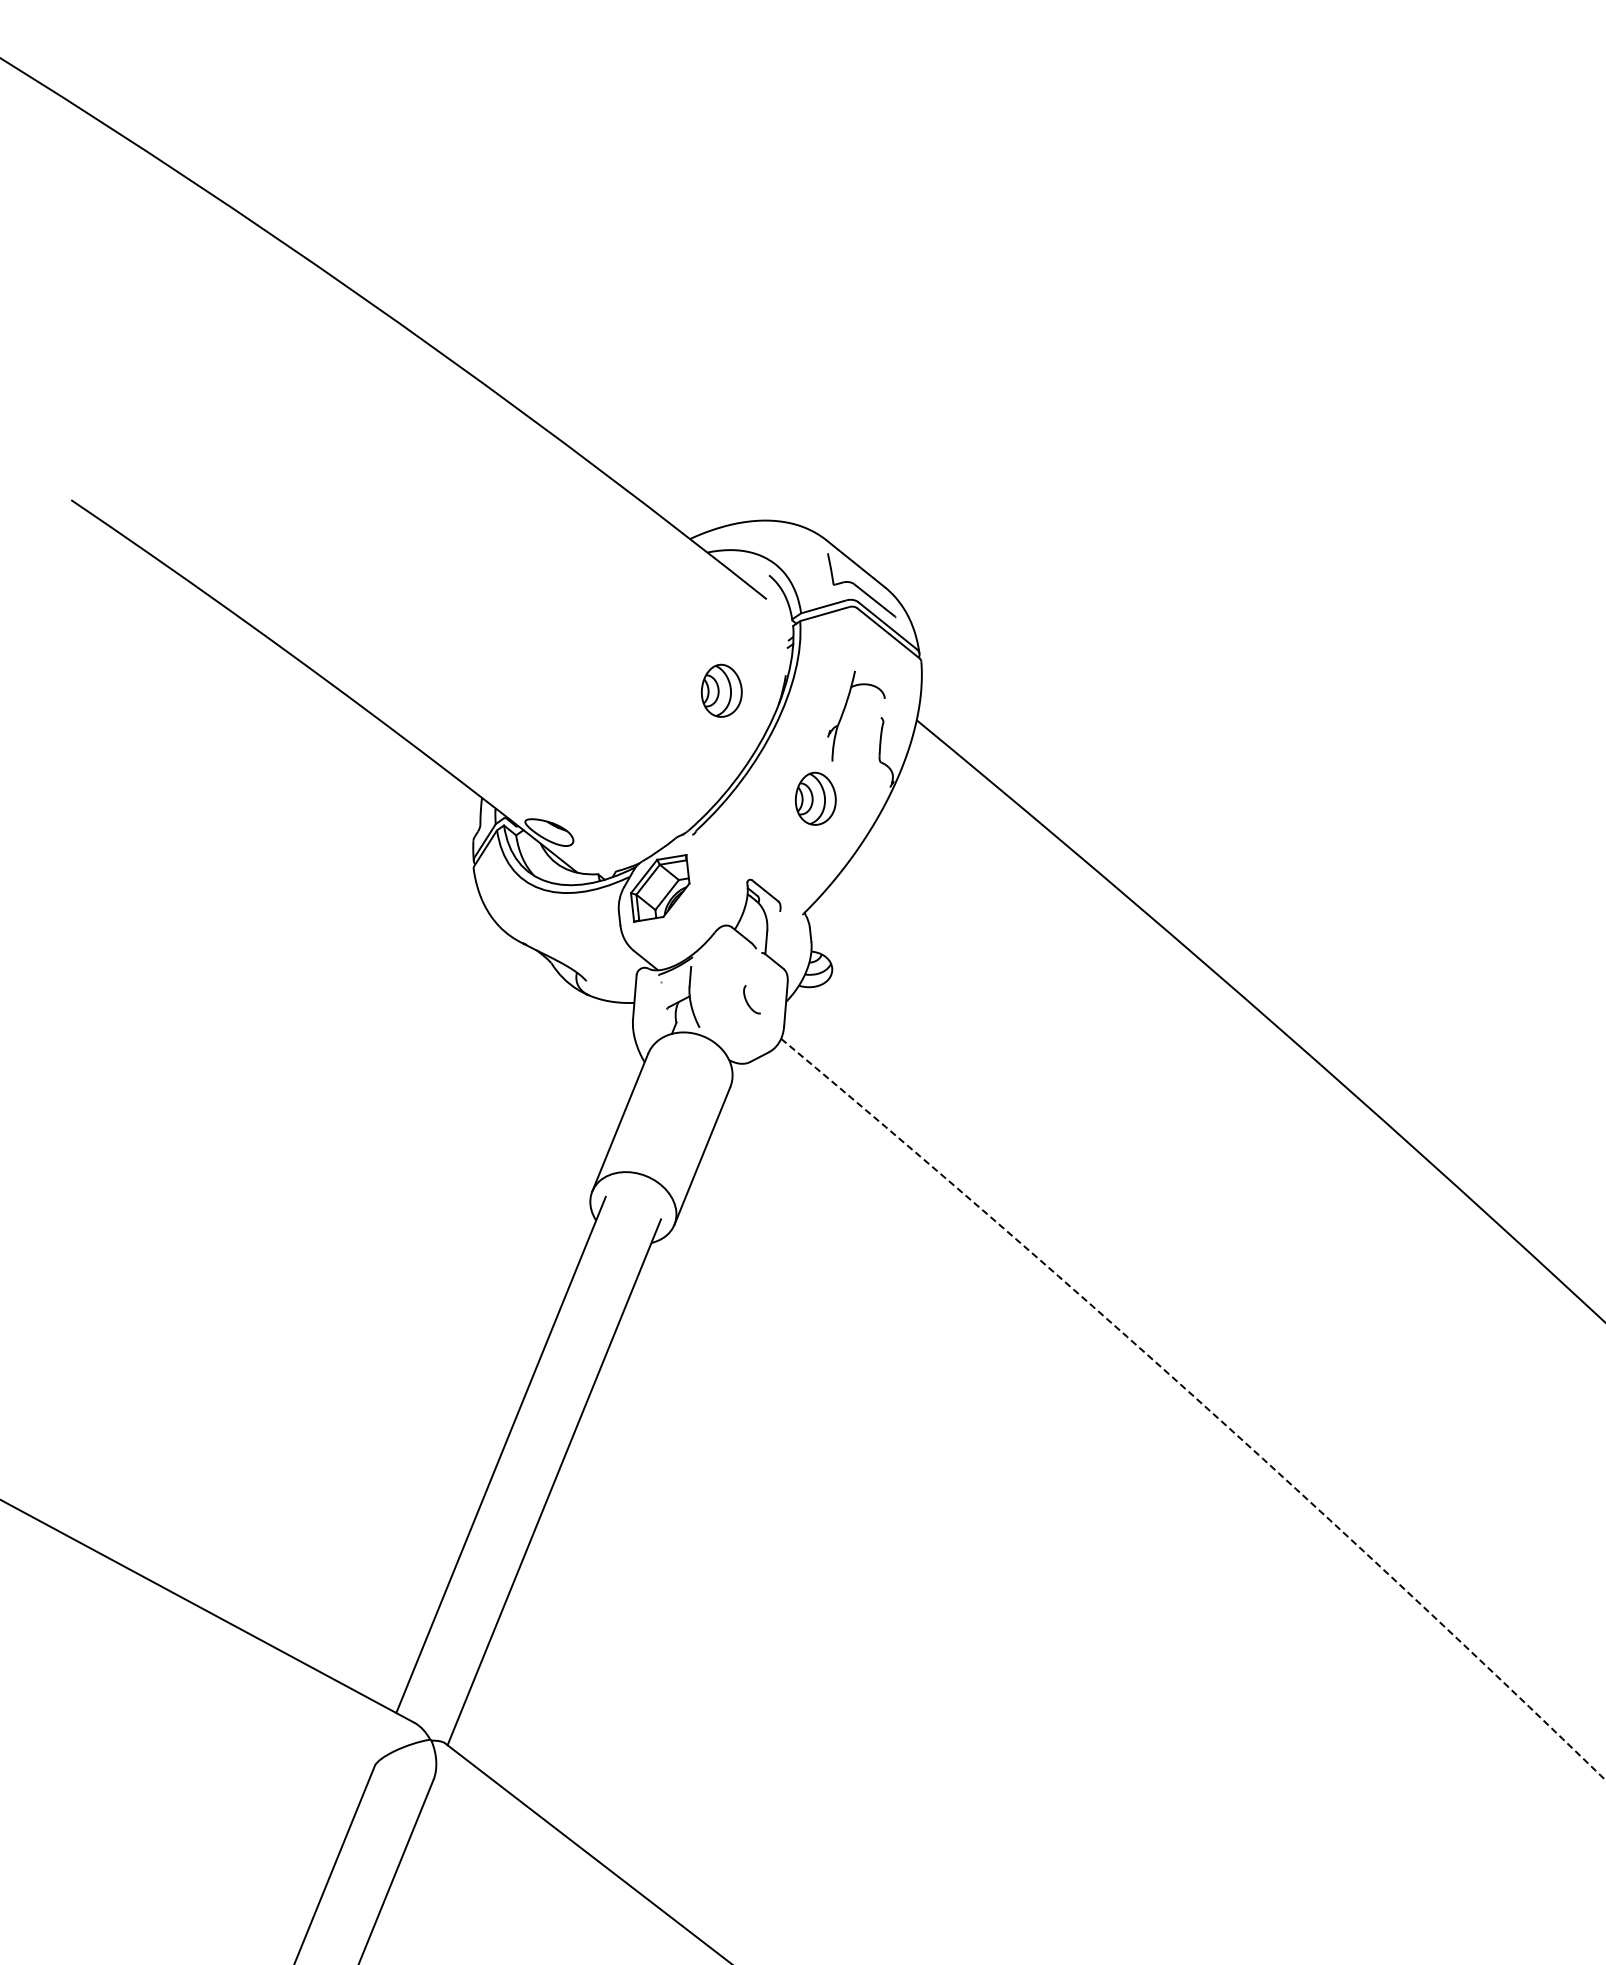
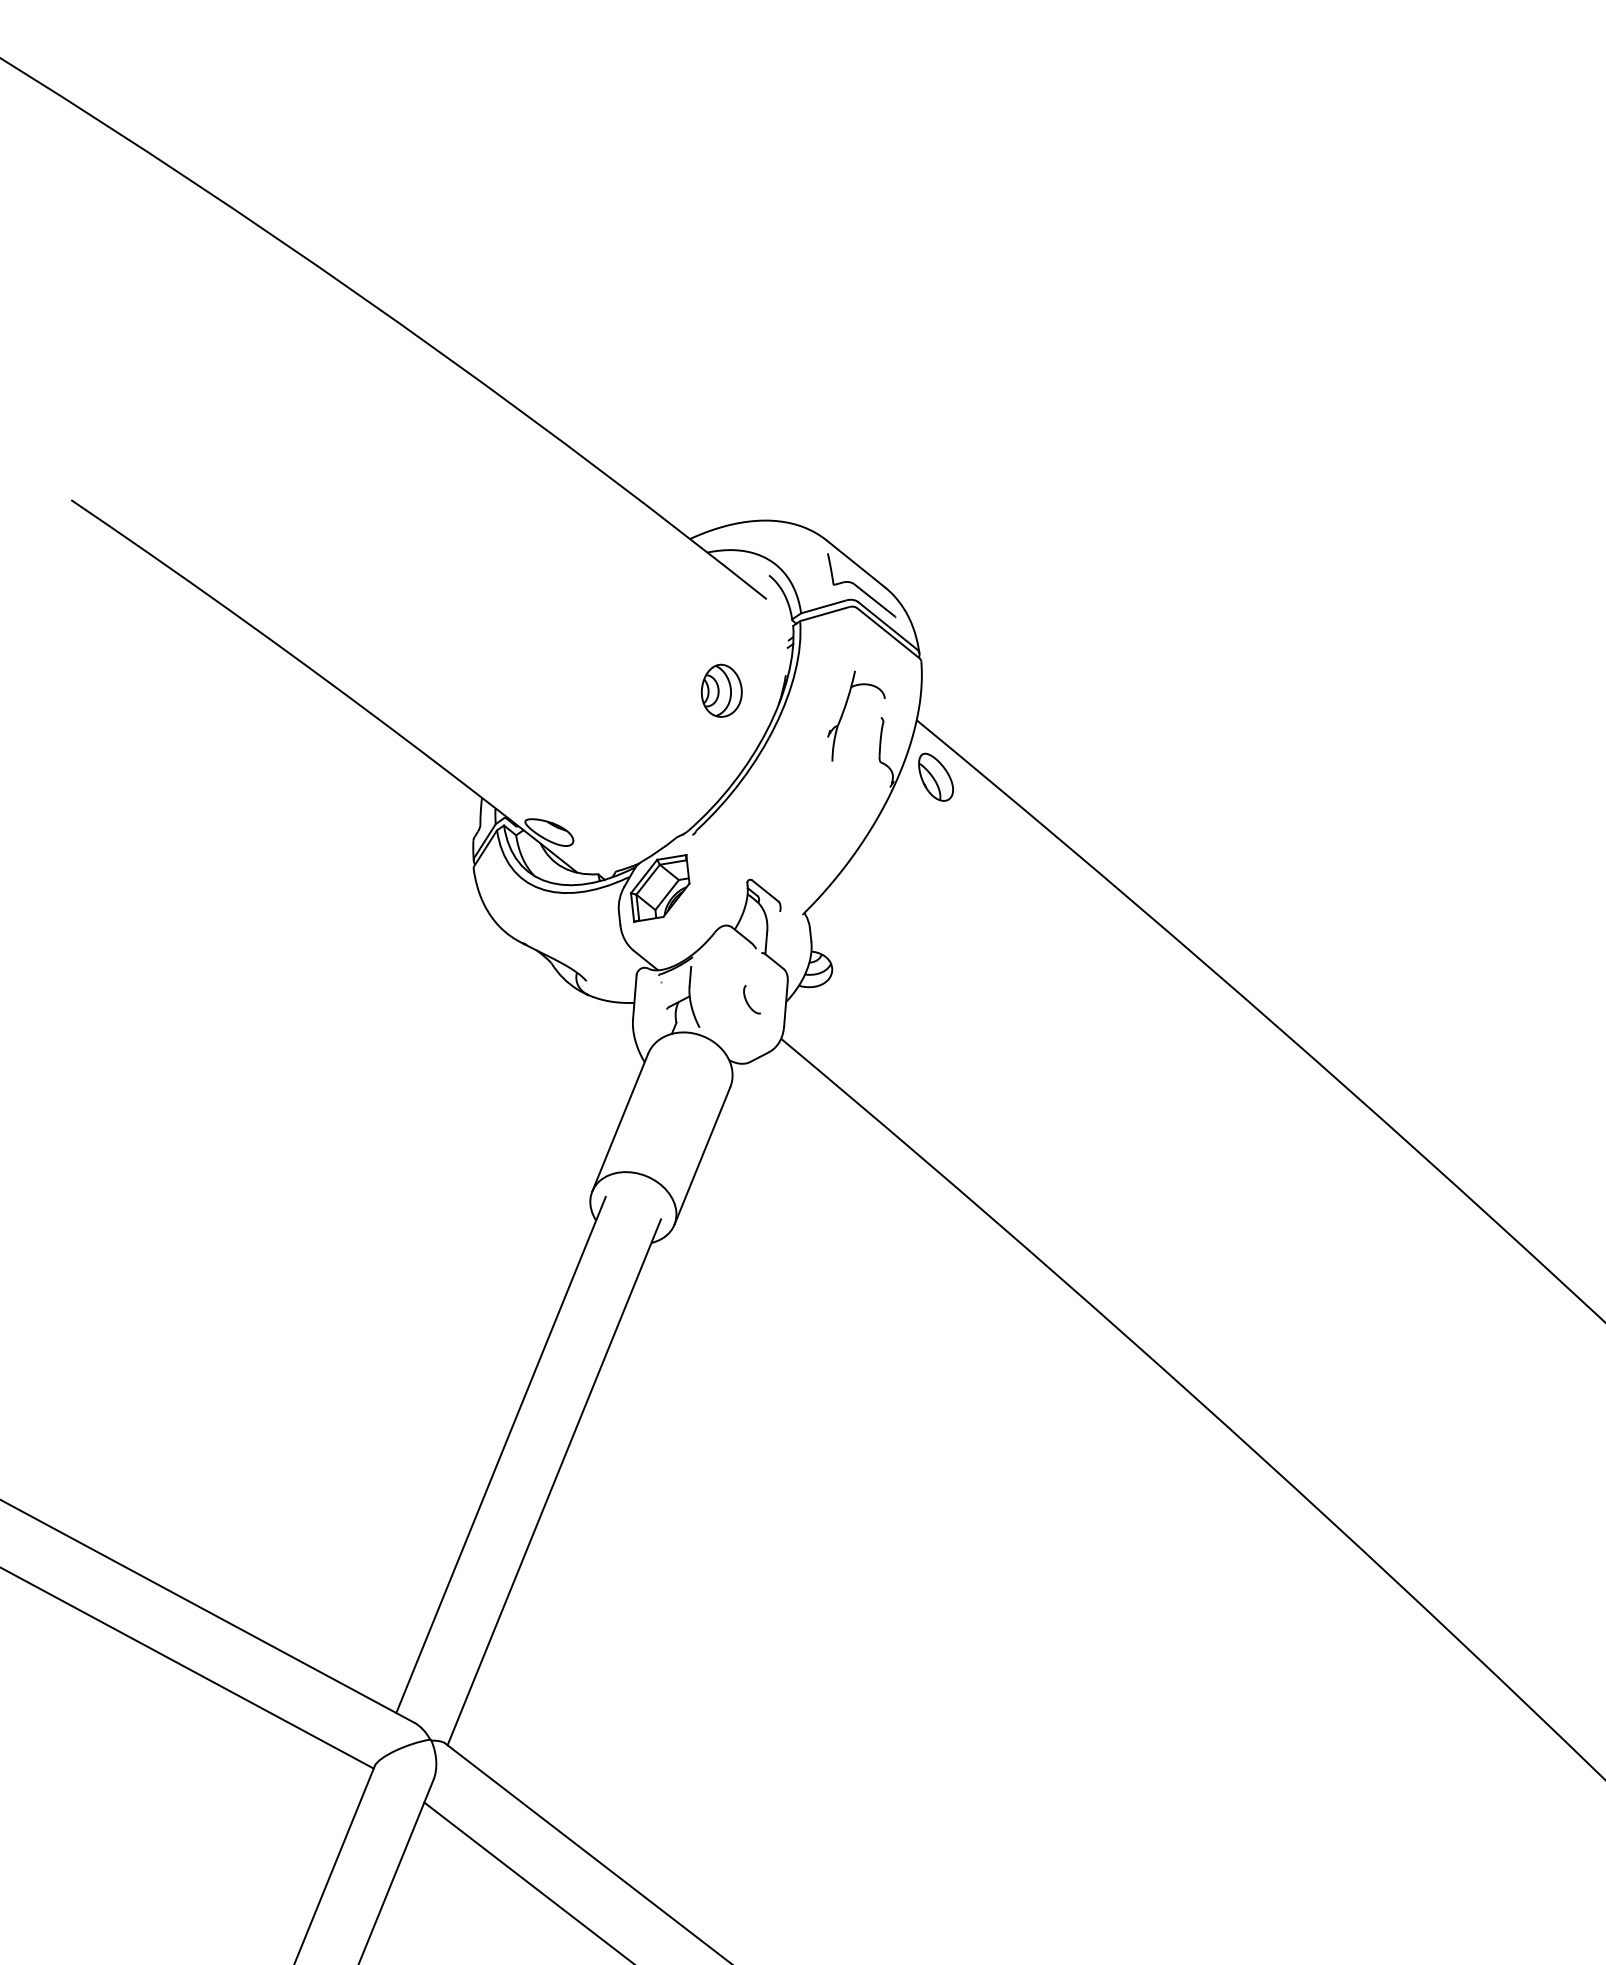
part: none -> present (935, 776)
part: present -> none (815, 798)
arc: dashed -> solid (1200, 1402)
line: none -> present (187, 1668)
line: none -> present (527, 1881)
